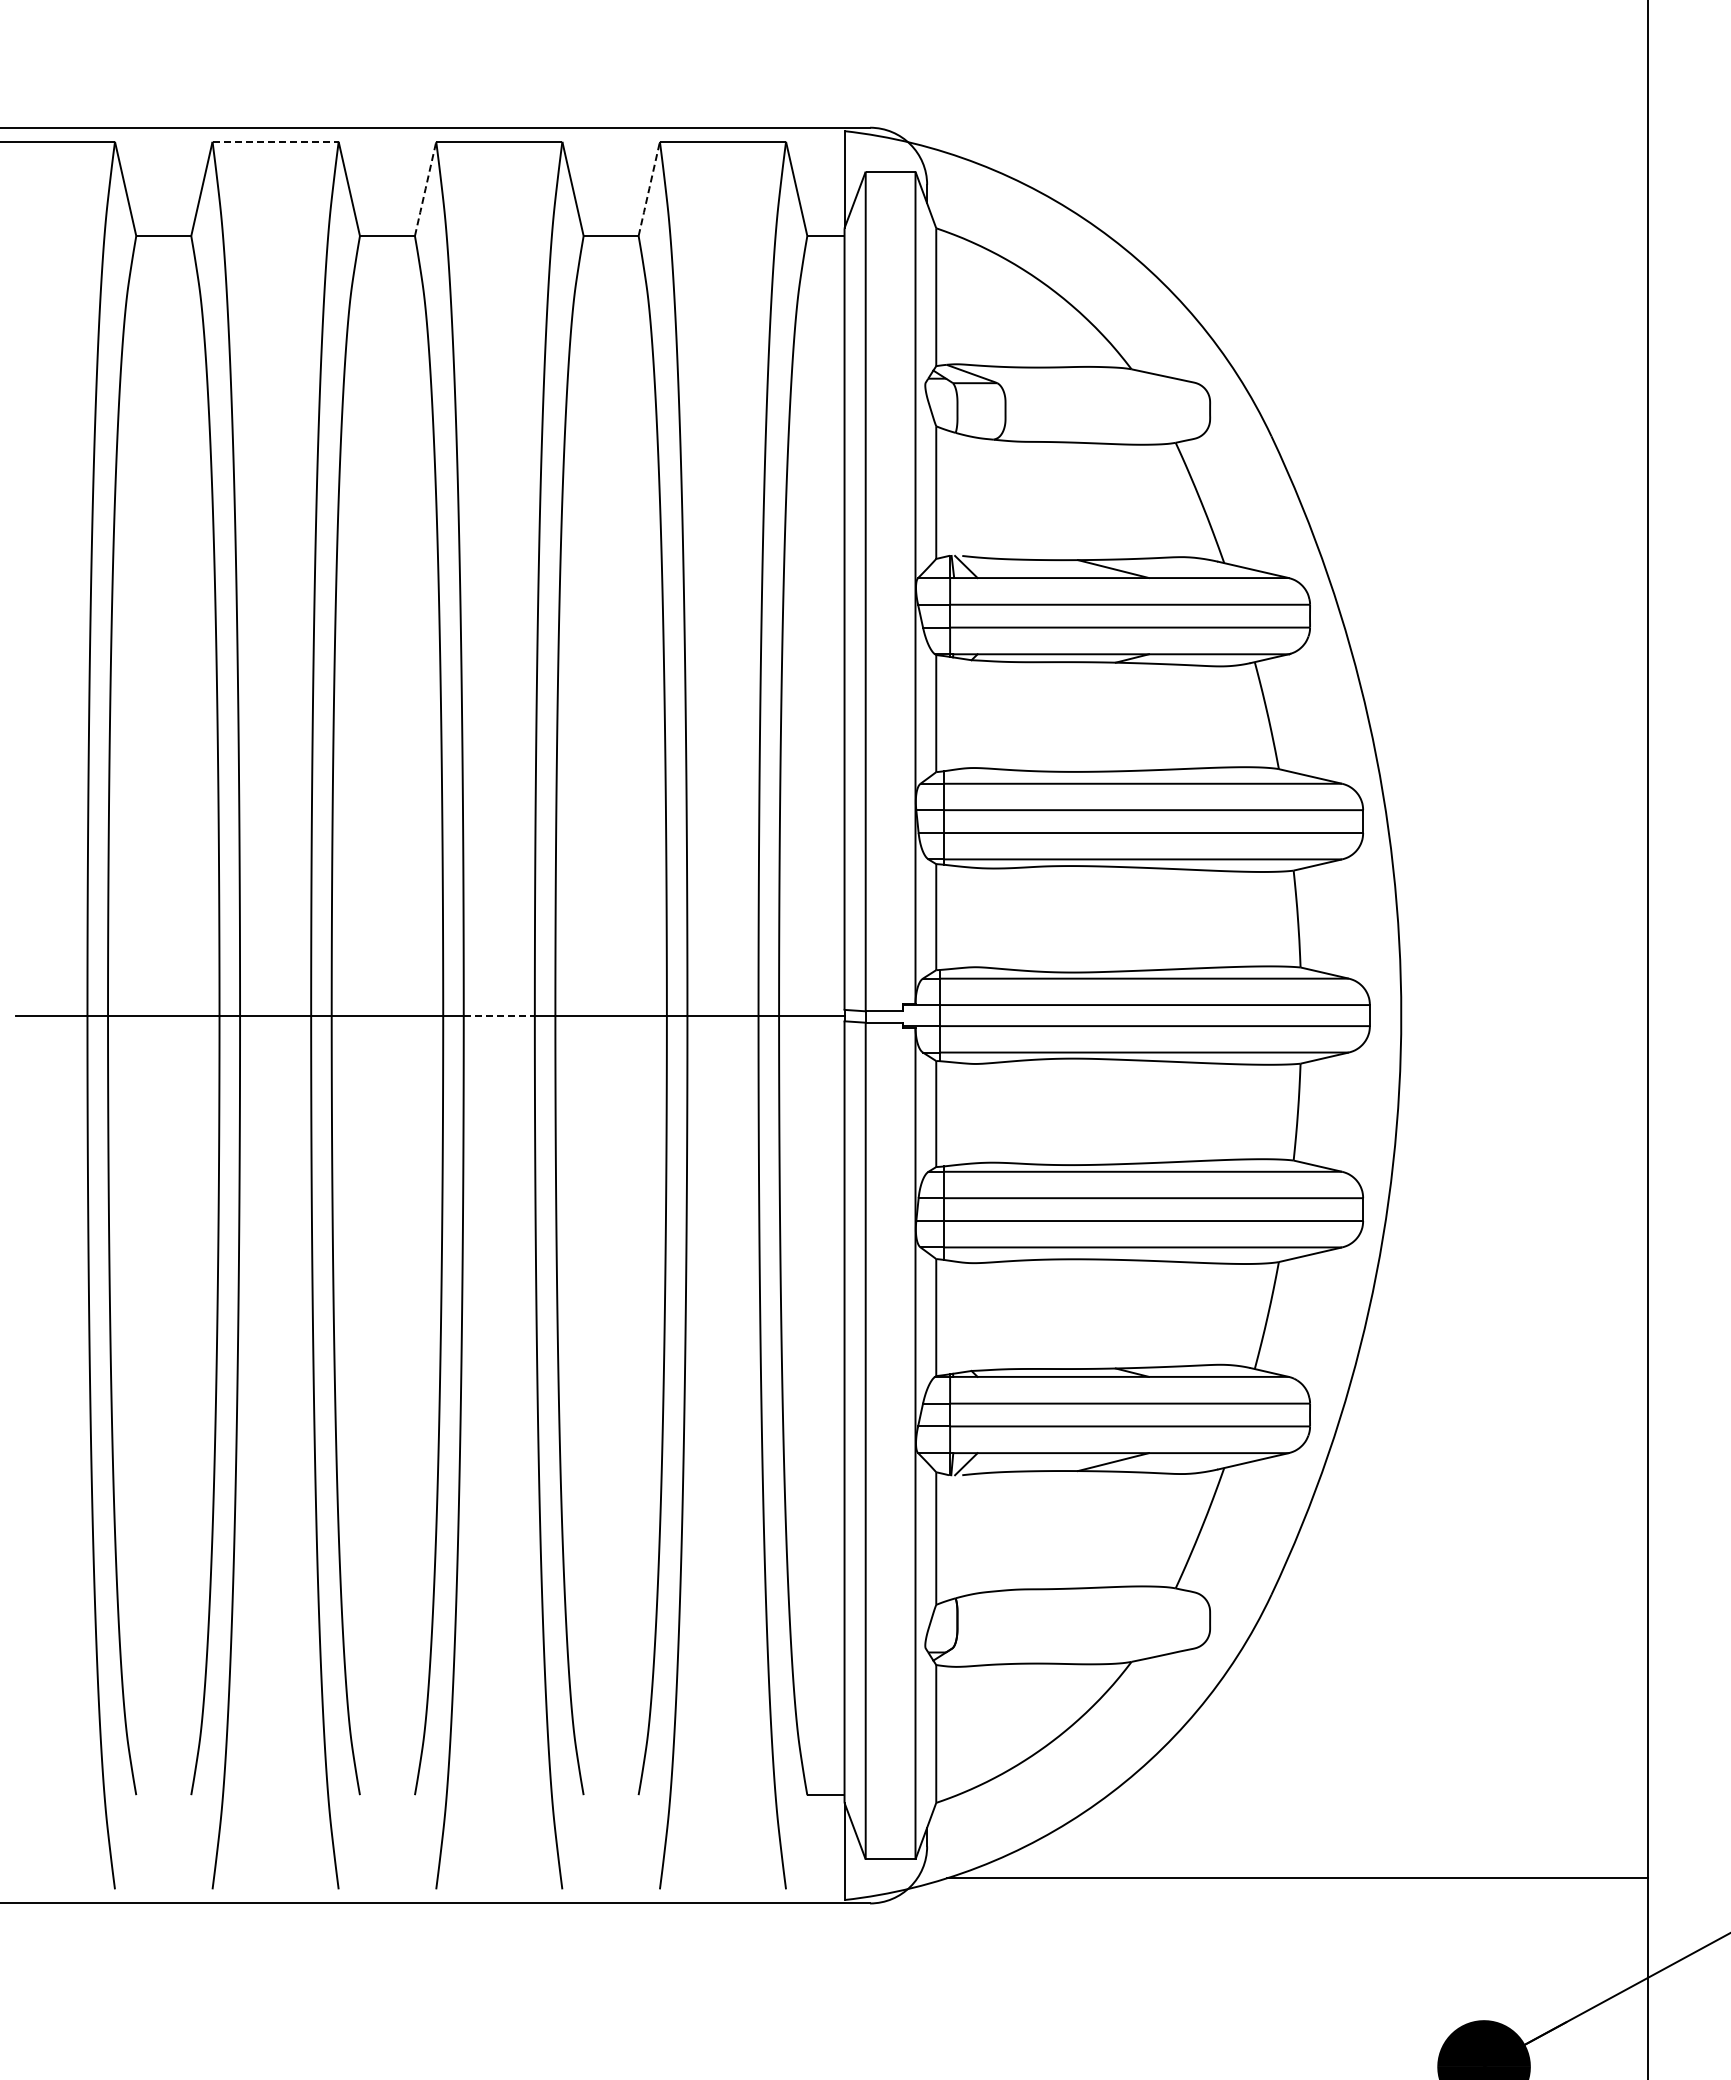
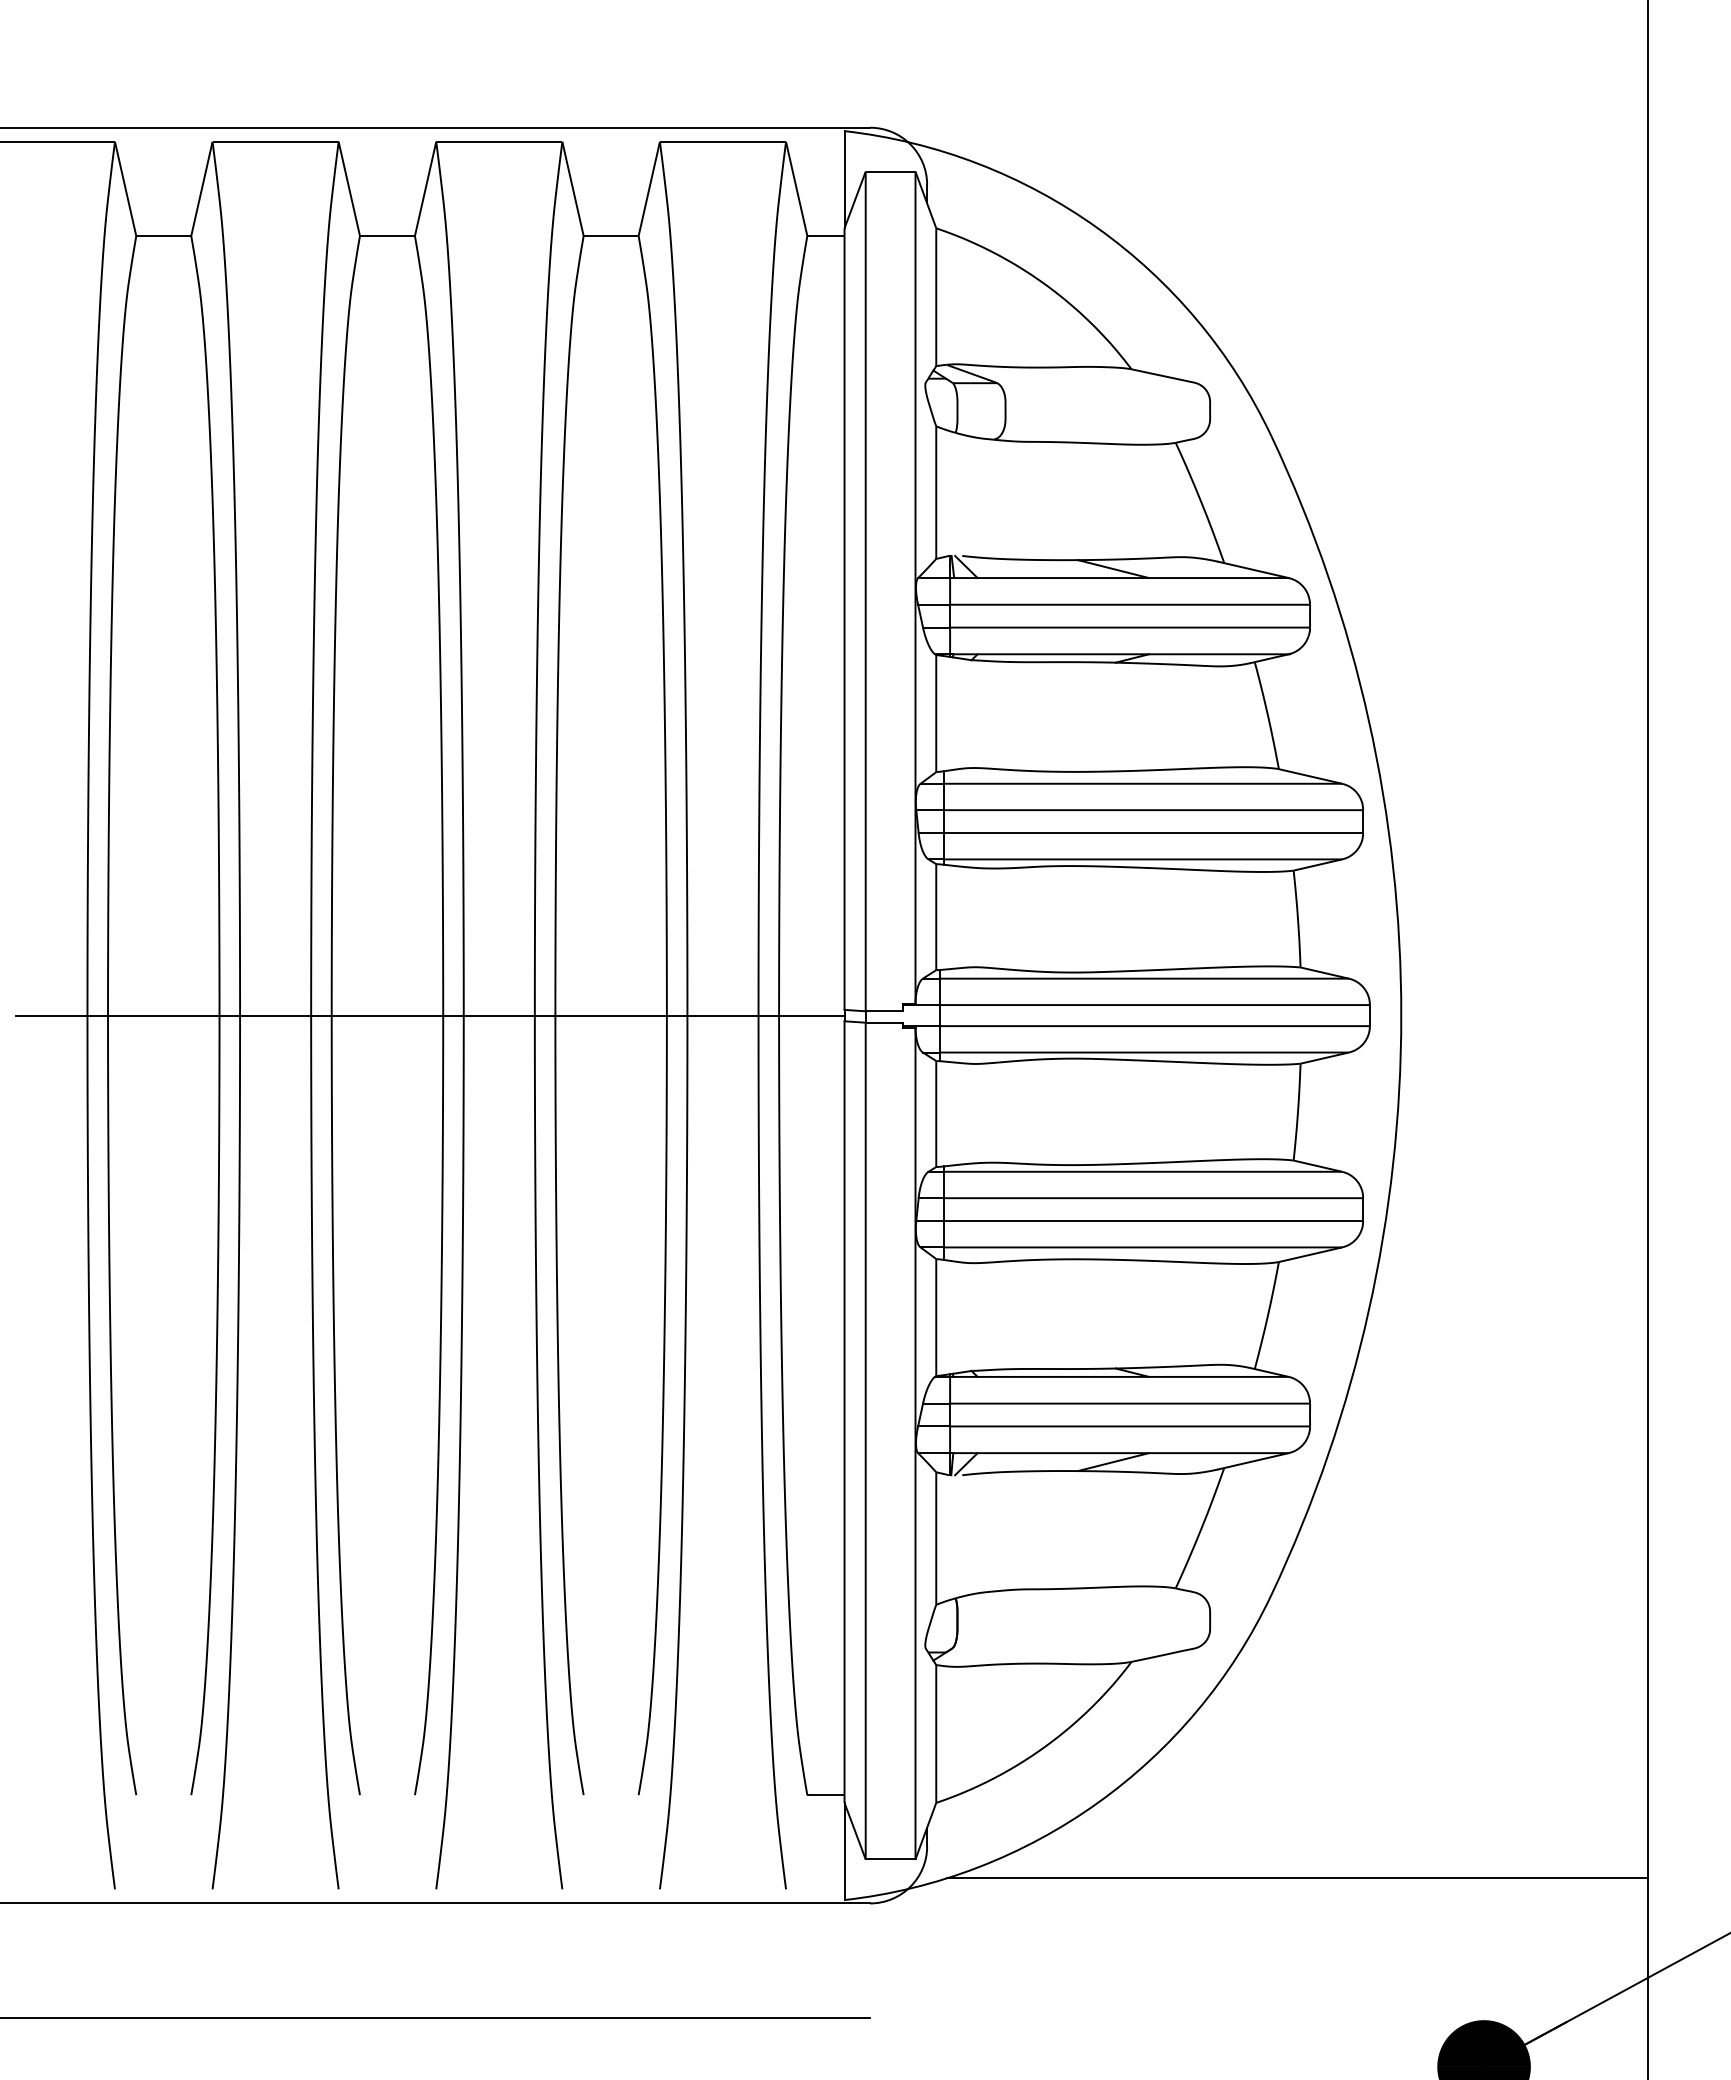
line: dashed -> solid (275, 141)
line: dashed -> solid (425, 188)
line: dashed -> solid (649, 188)
line: dashed -> solid (499, 1015)
line: none -> present (436, 2017)
